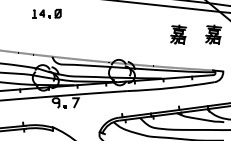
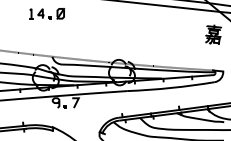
part size: 30x11 px -> 37x13 px (47, 13)
part: present -> none (178, 34)
